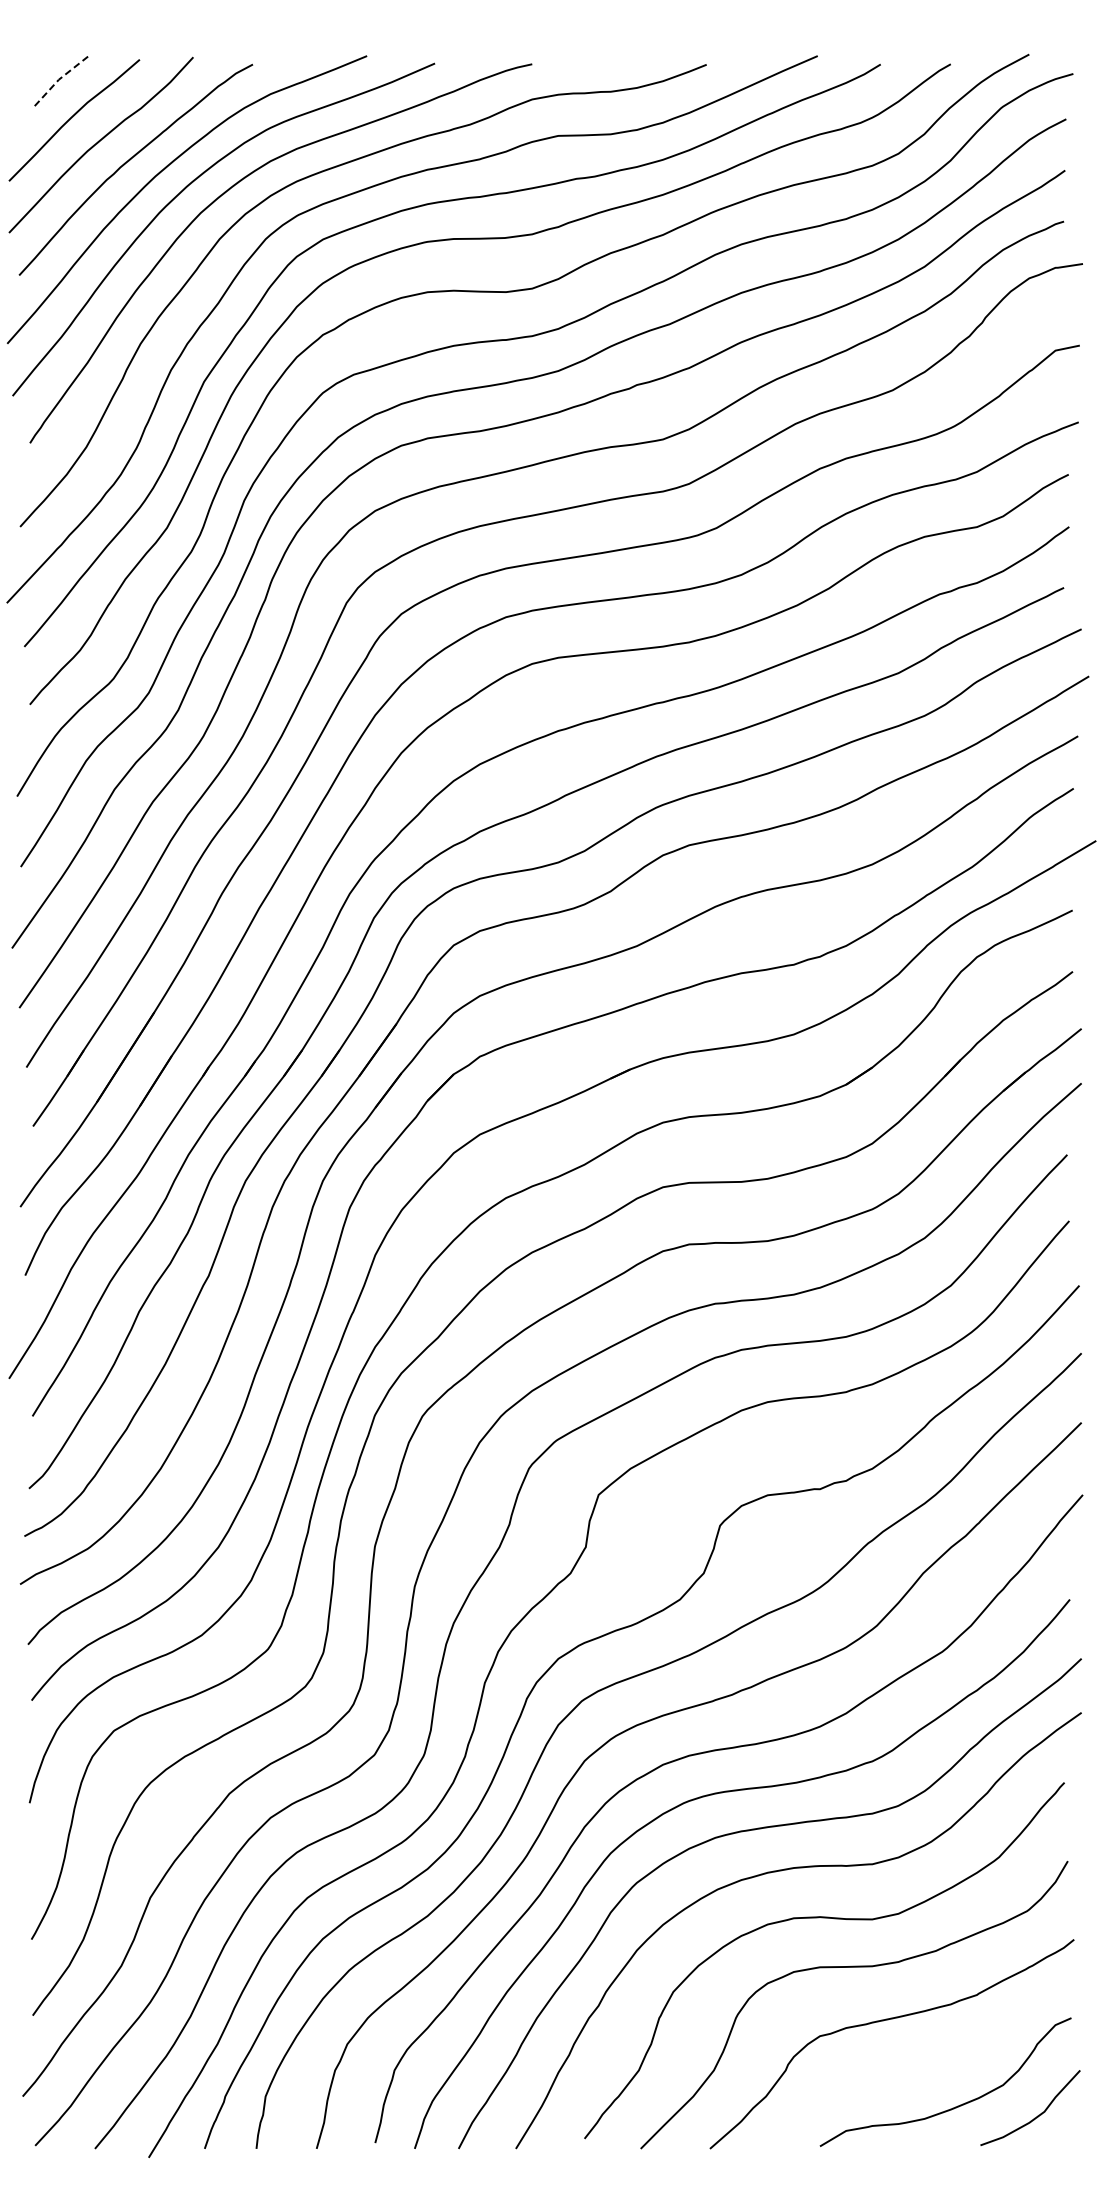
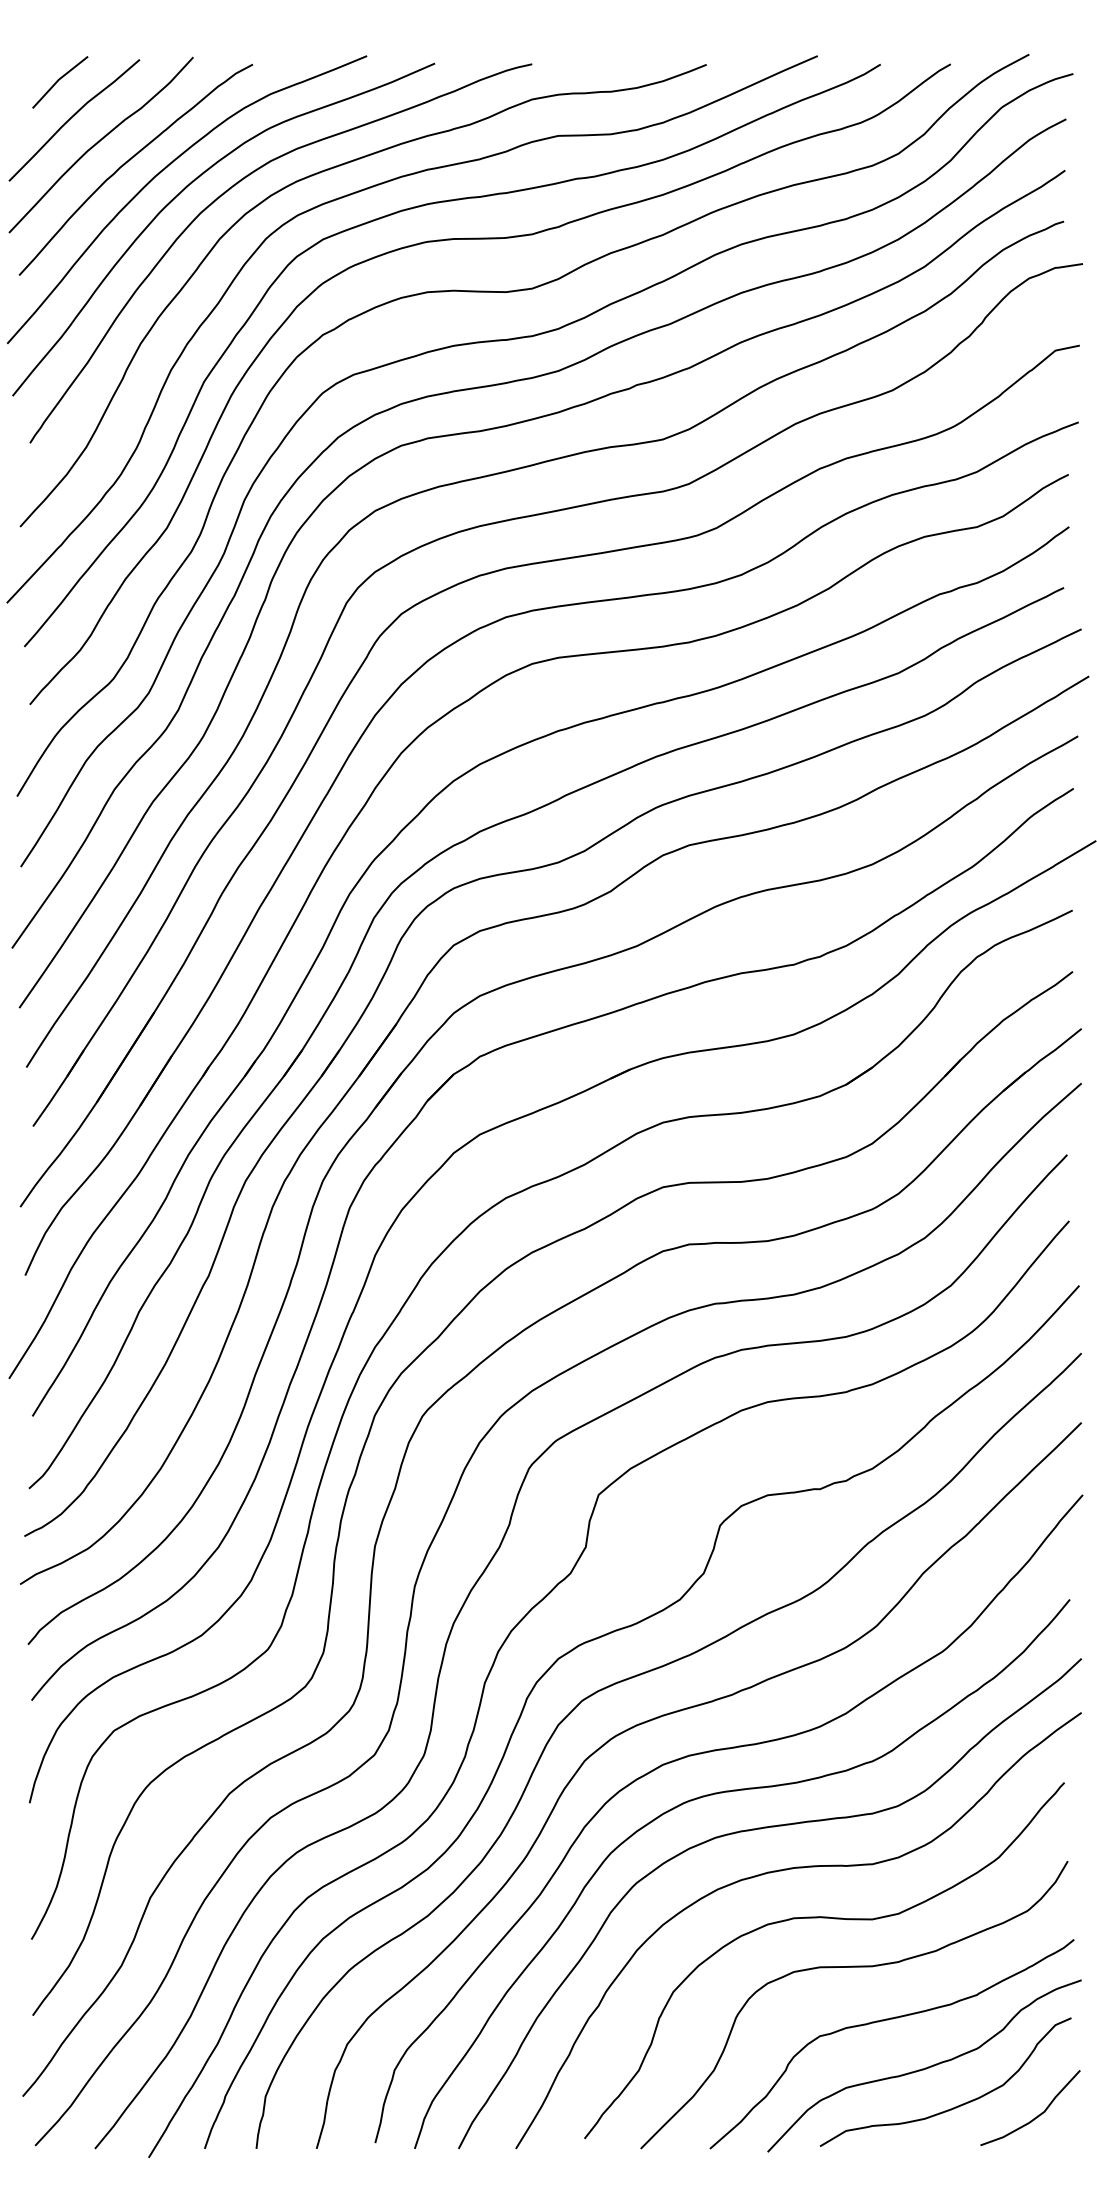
line: dashed -> solid (58, 79)
curve: none -> present (925, 2067)
